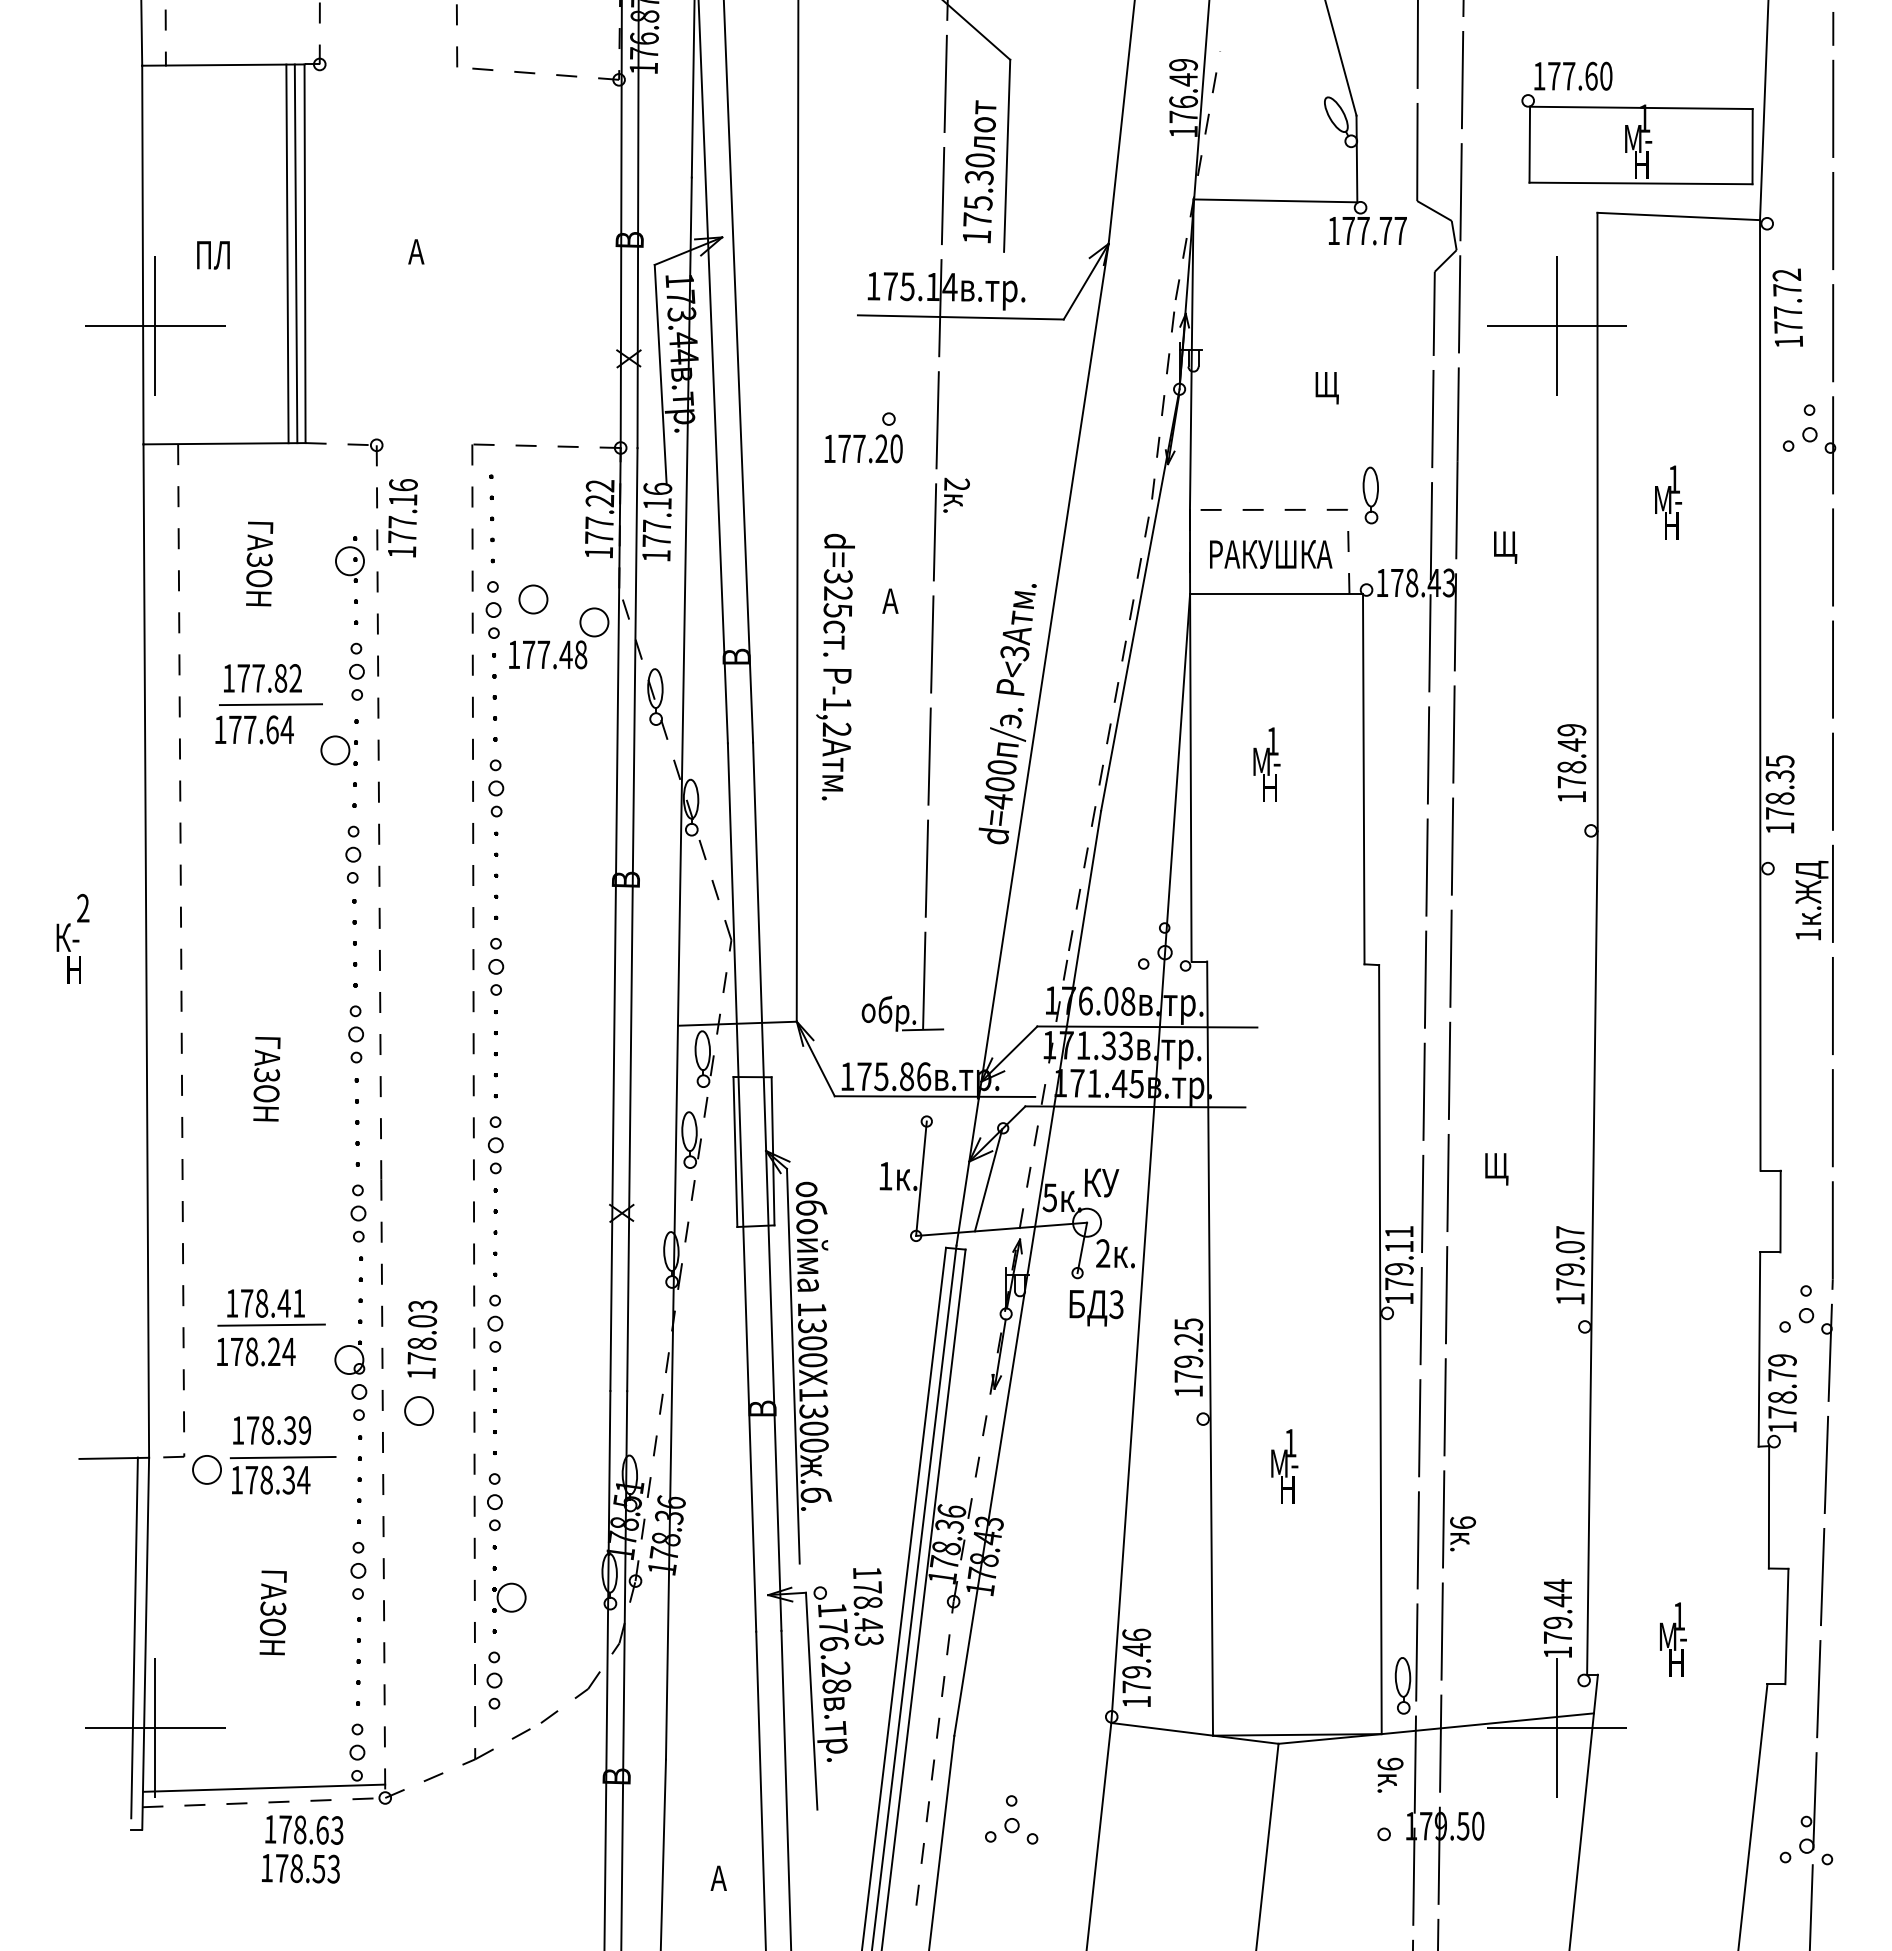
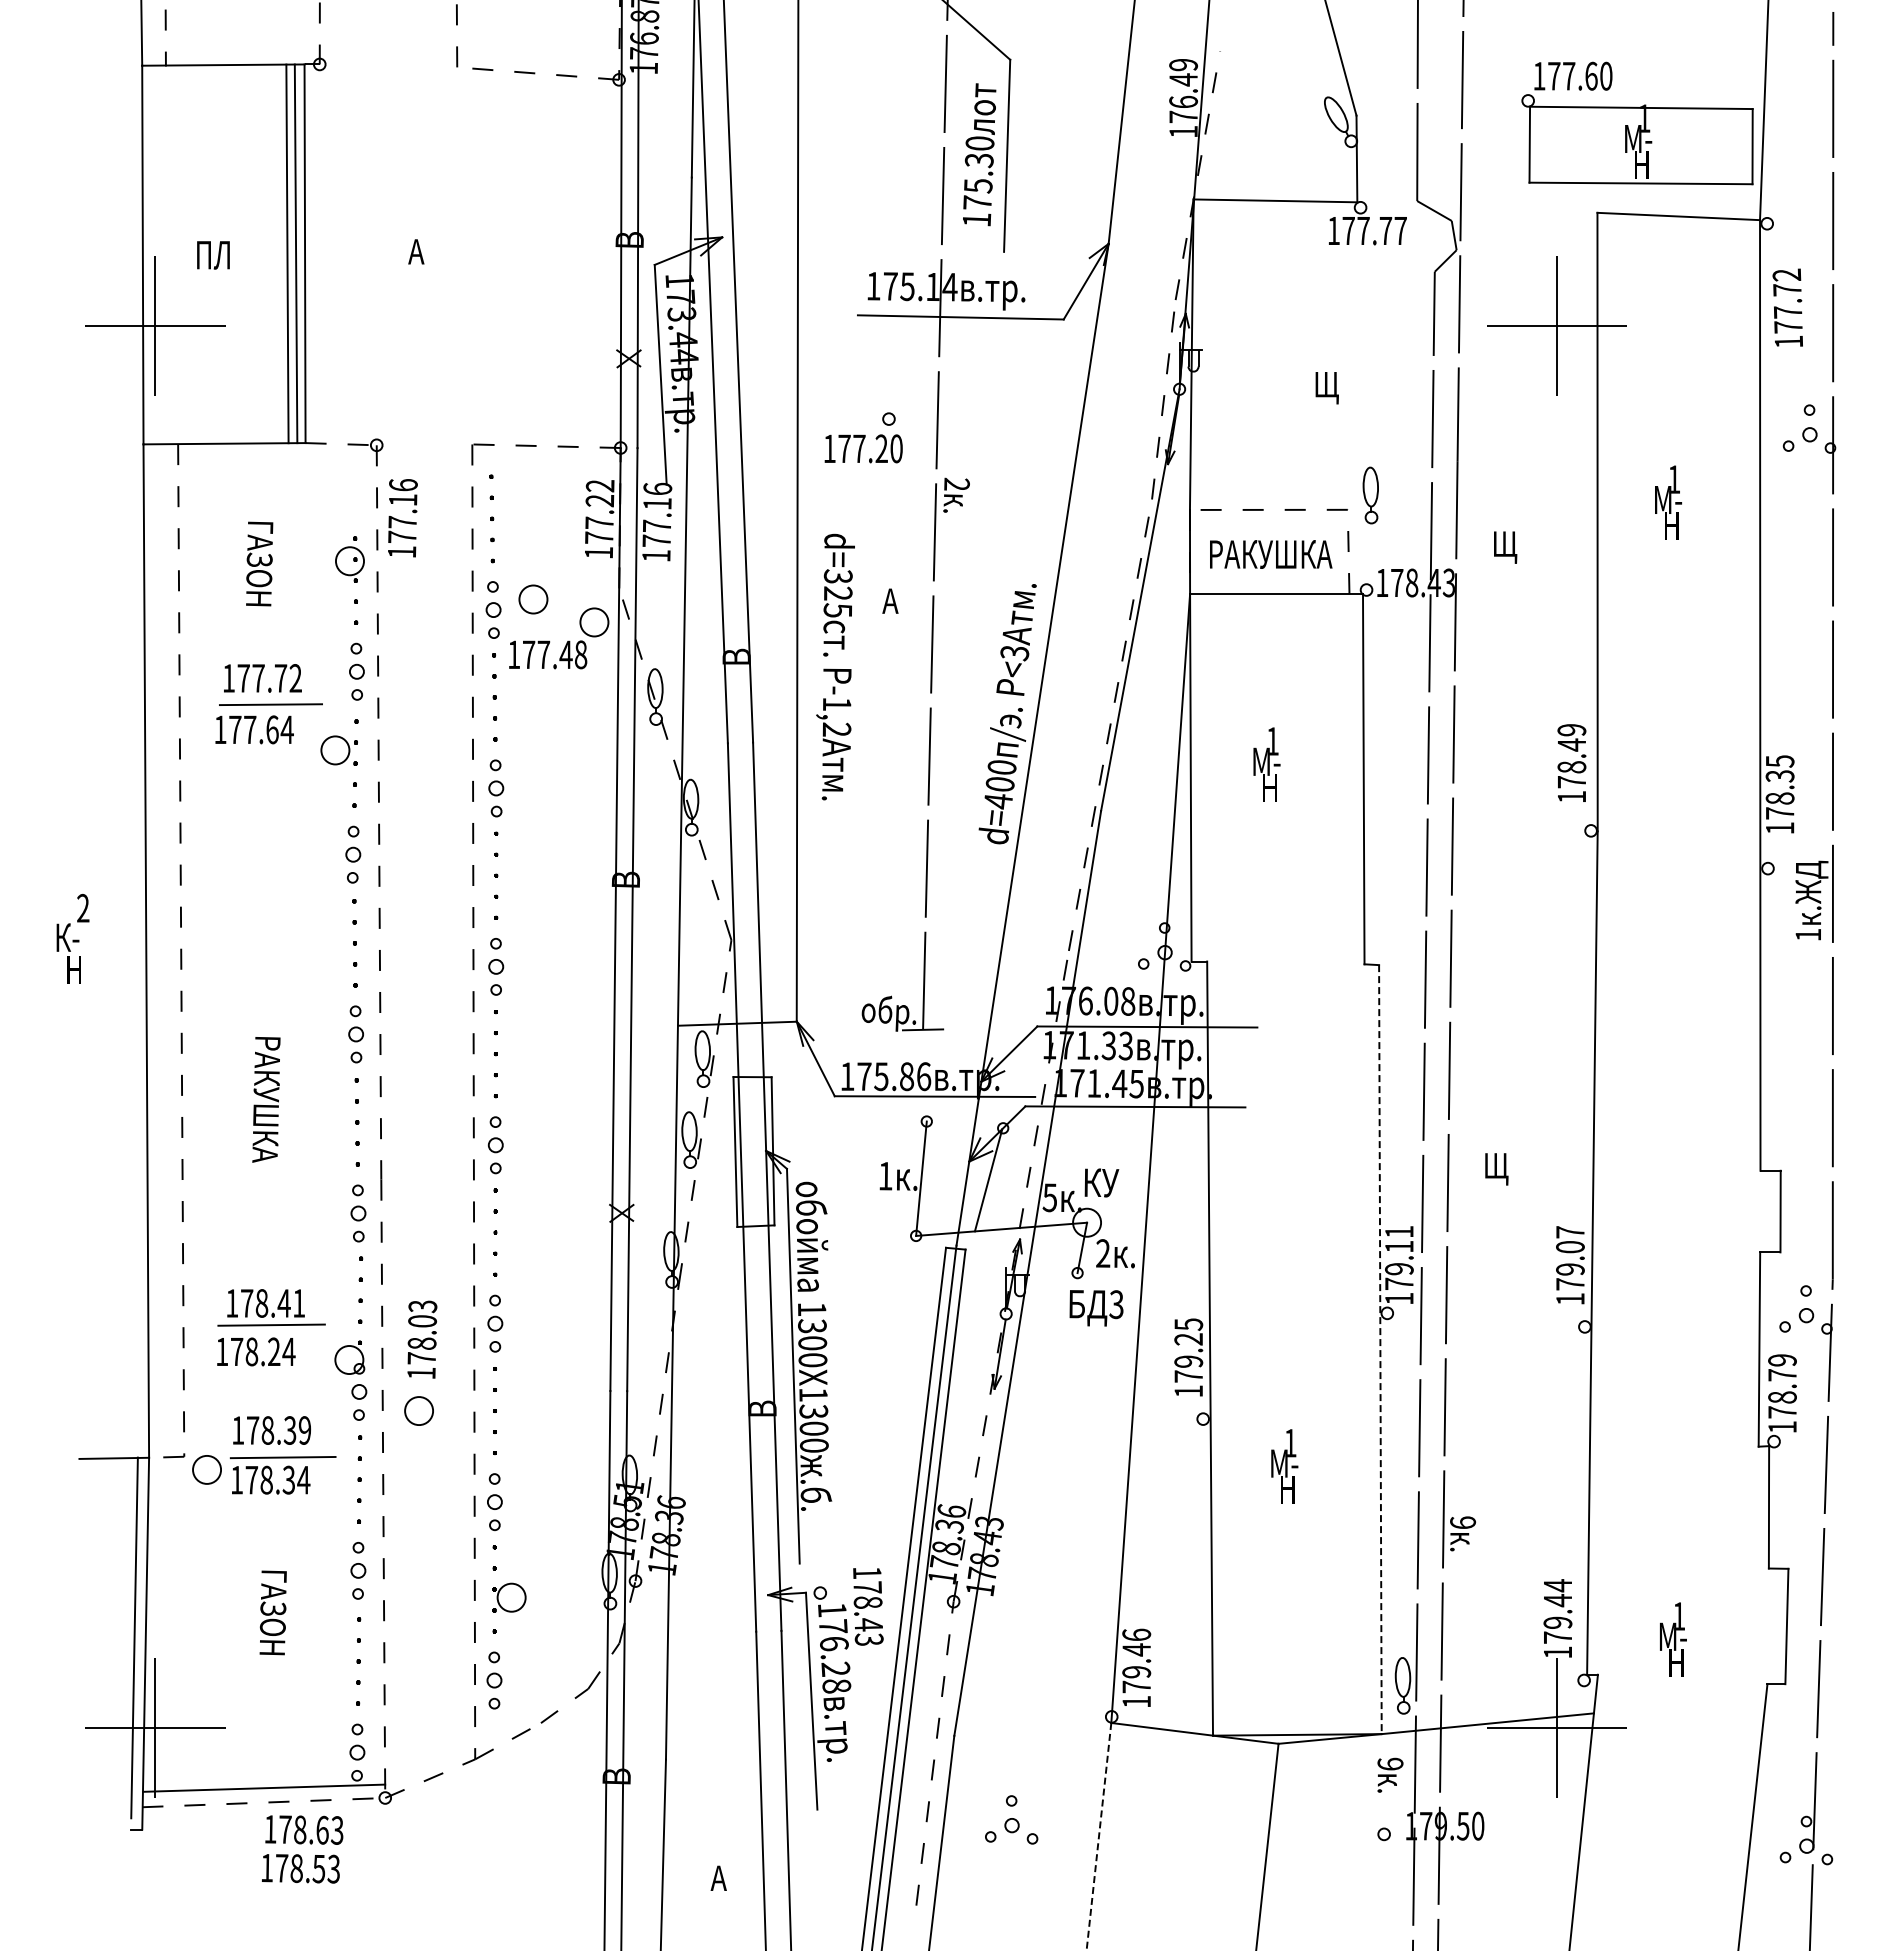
text position: (979, 171) -> (979, 154) (979, 154)
text: 177.82 -> 177.72 (280, 678)
text: ГАЗОН -> РАКУШКА (266, 1100)
line: solid -> dashed (1380, 1349)
line: solid -> dashed (1098, 1837)
